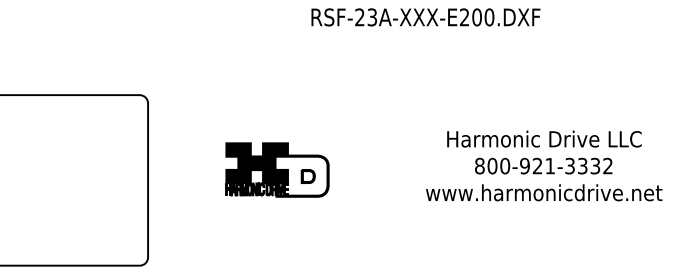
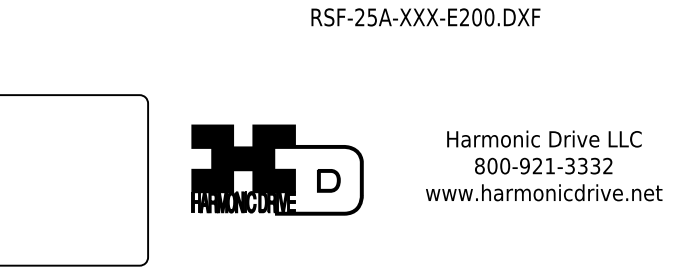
text: RSF-23A-XXX-E200.DXF -> RSF-25A-XXX-E200.DXF (372, 16)
part size: 105x56 px -> 173x92 px (277, 169)
